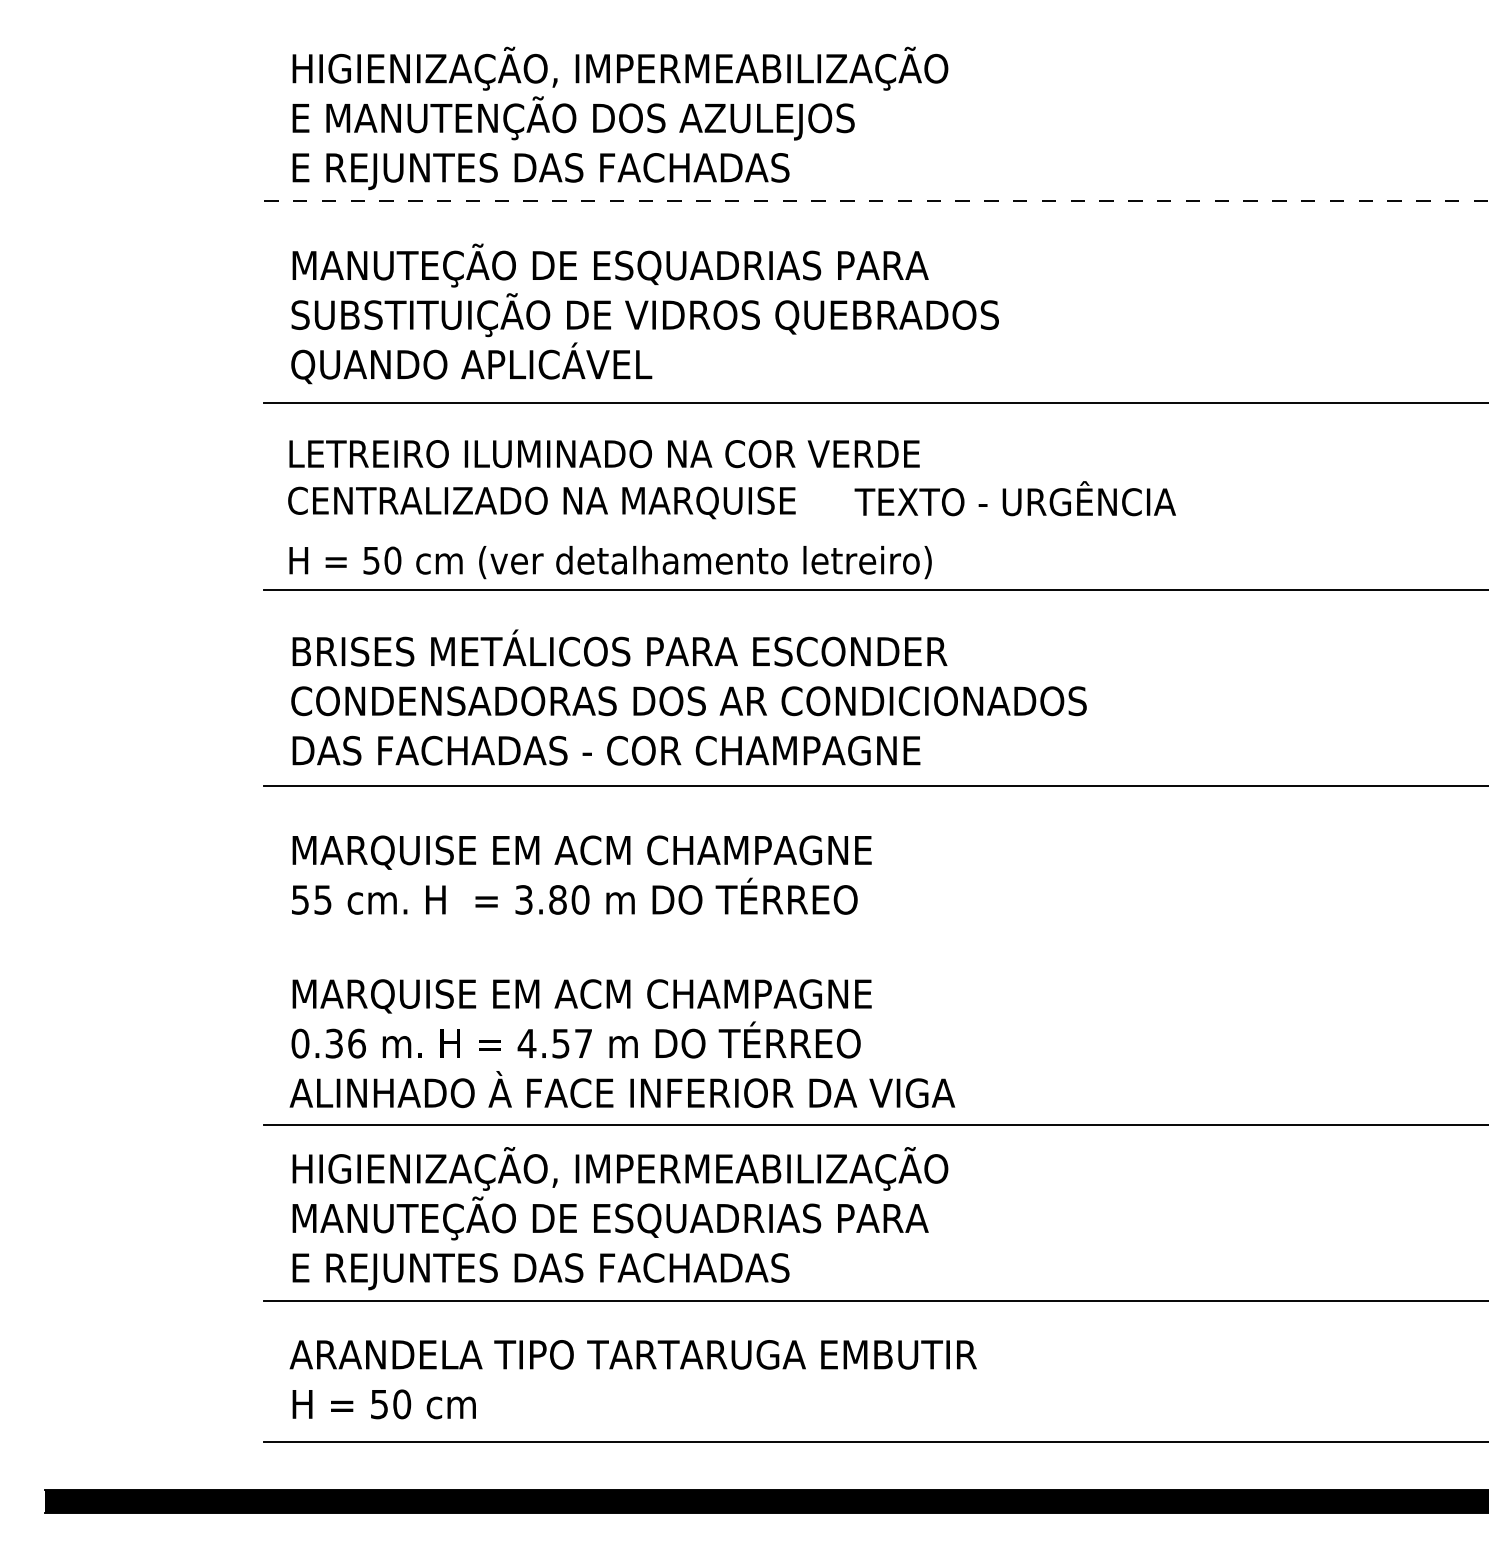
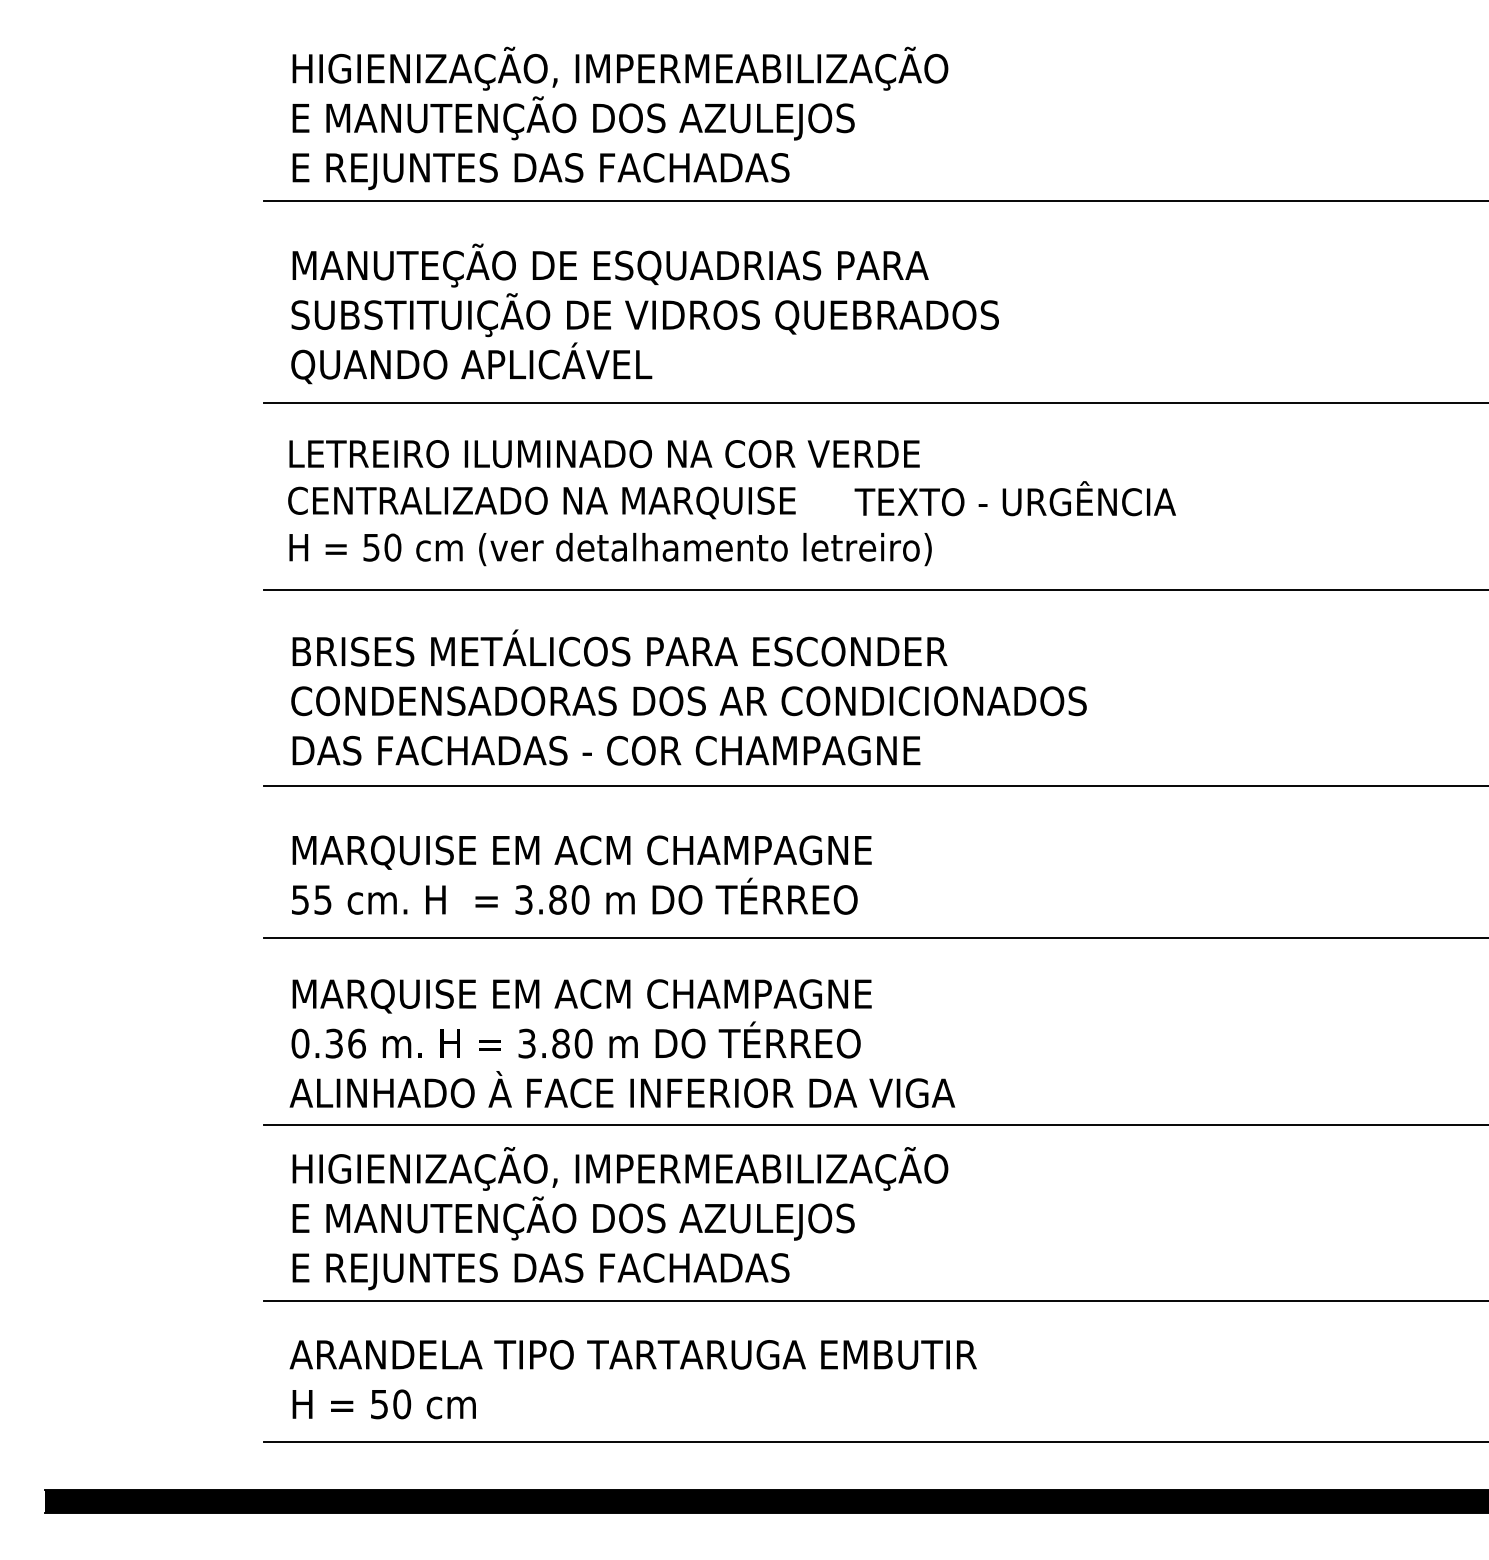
line: dashed -> solid (876, 200)
text position: (610, 562) -> (610, 549) (610, 549)
line: none -> present (874, 938)
text: 4.57 -> 3.80 (554, 1043)
text: MANUTEÇÃO DE ESQUADRIAS PARA -> E MANUTENÇÃO DOS AZULEJOS (612, 1218)
